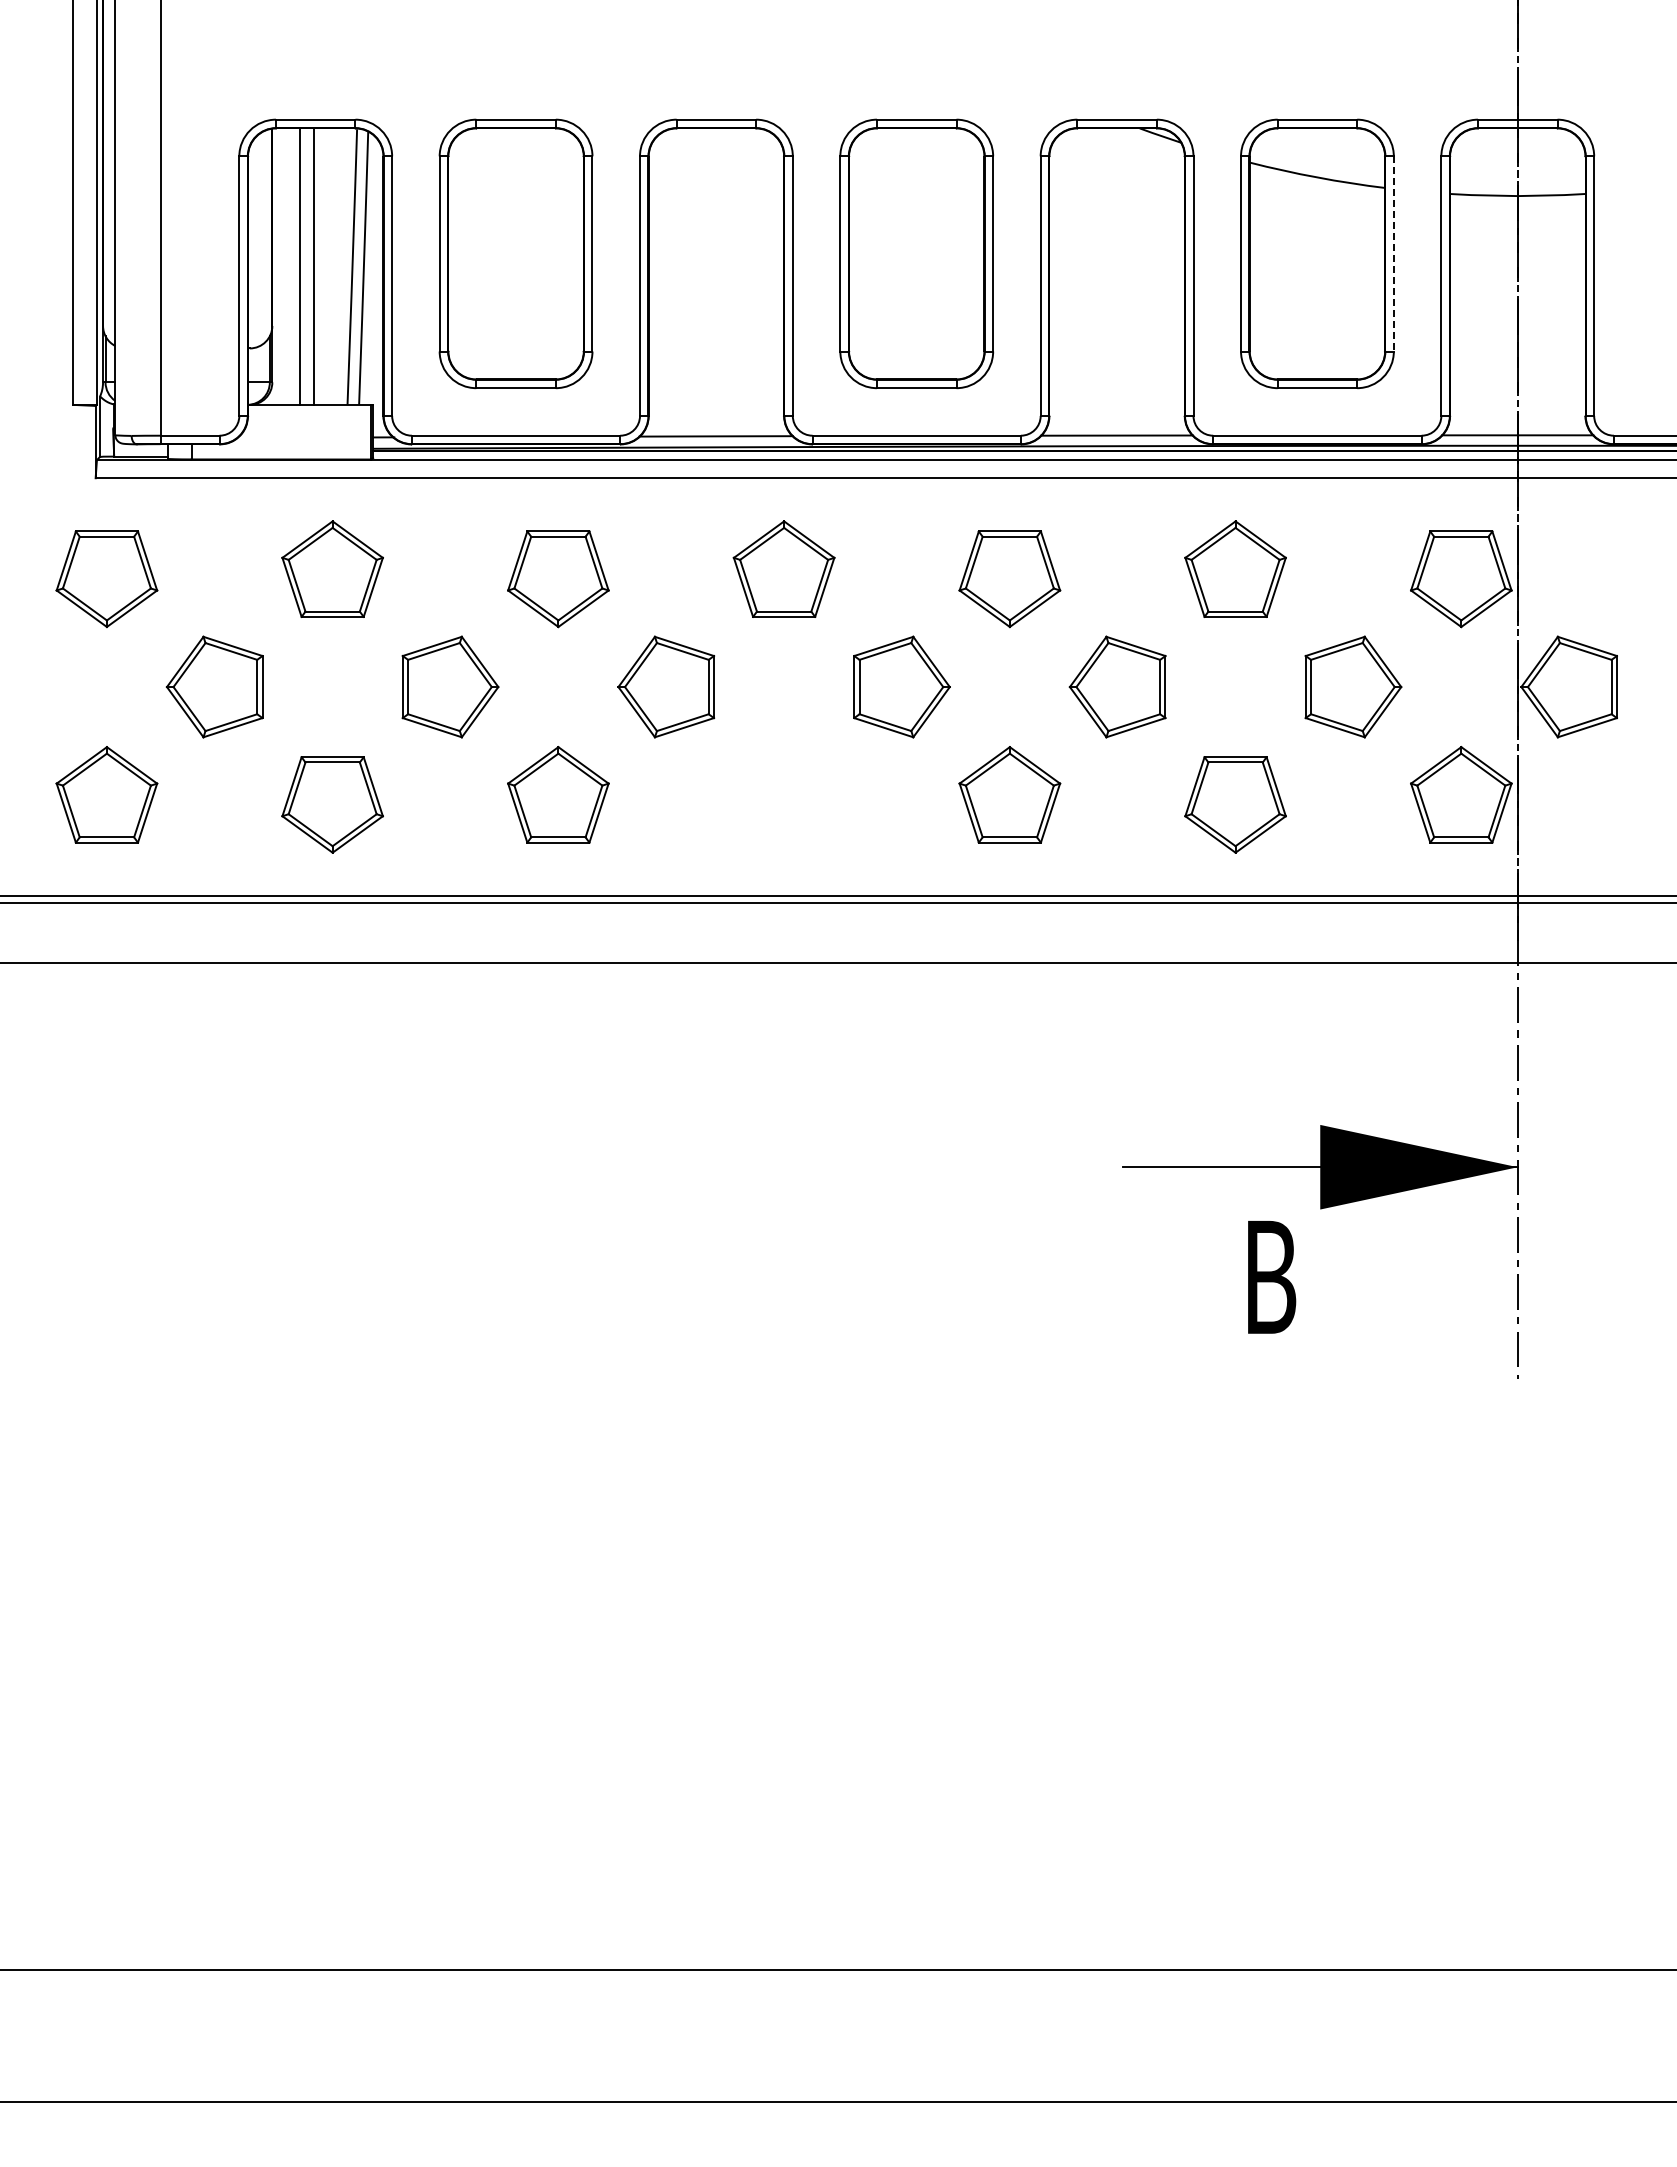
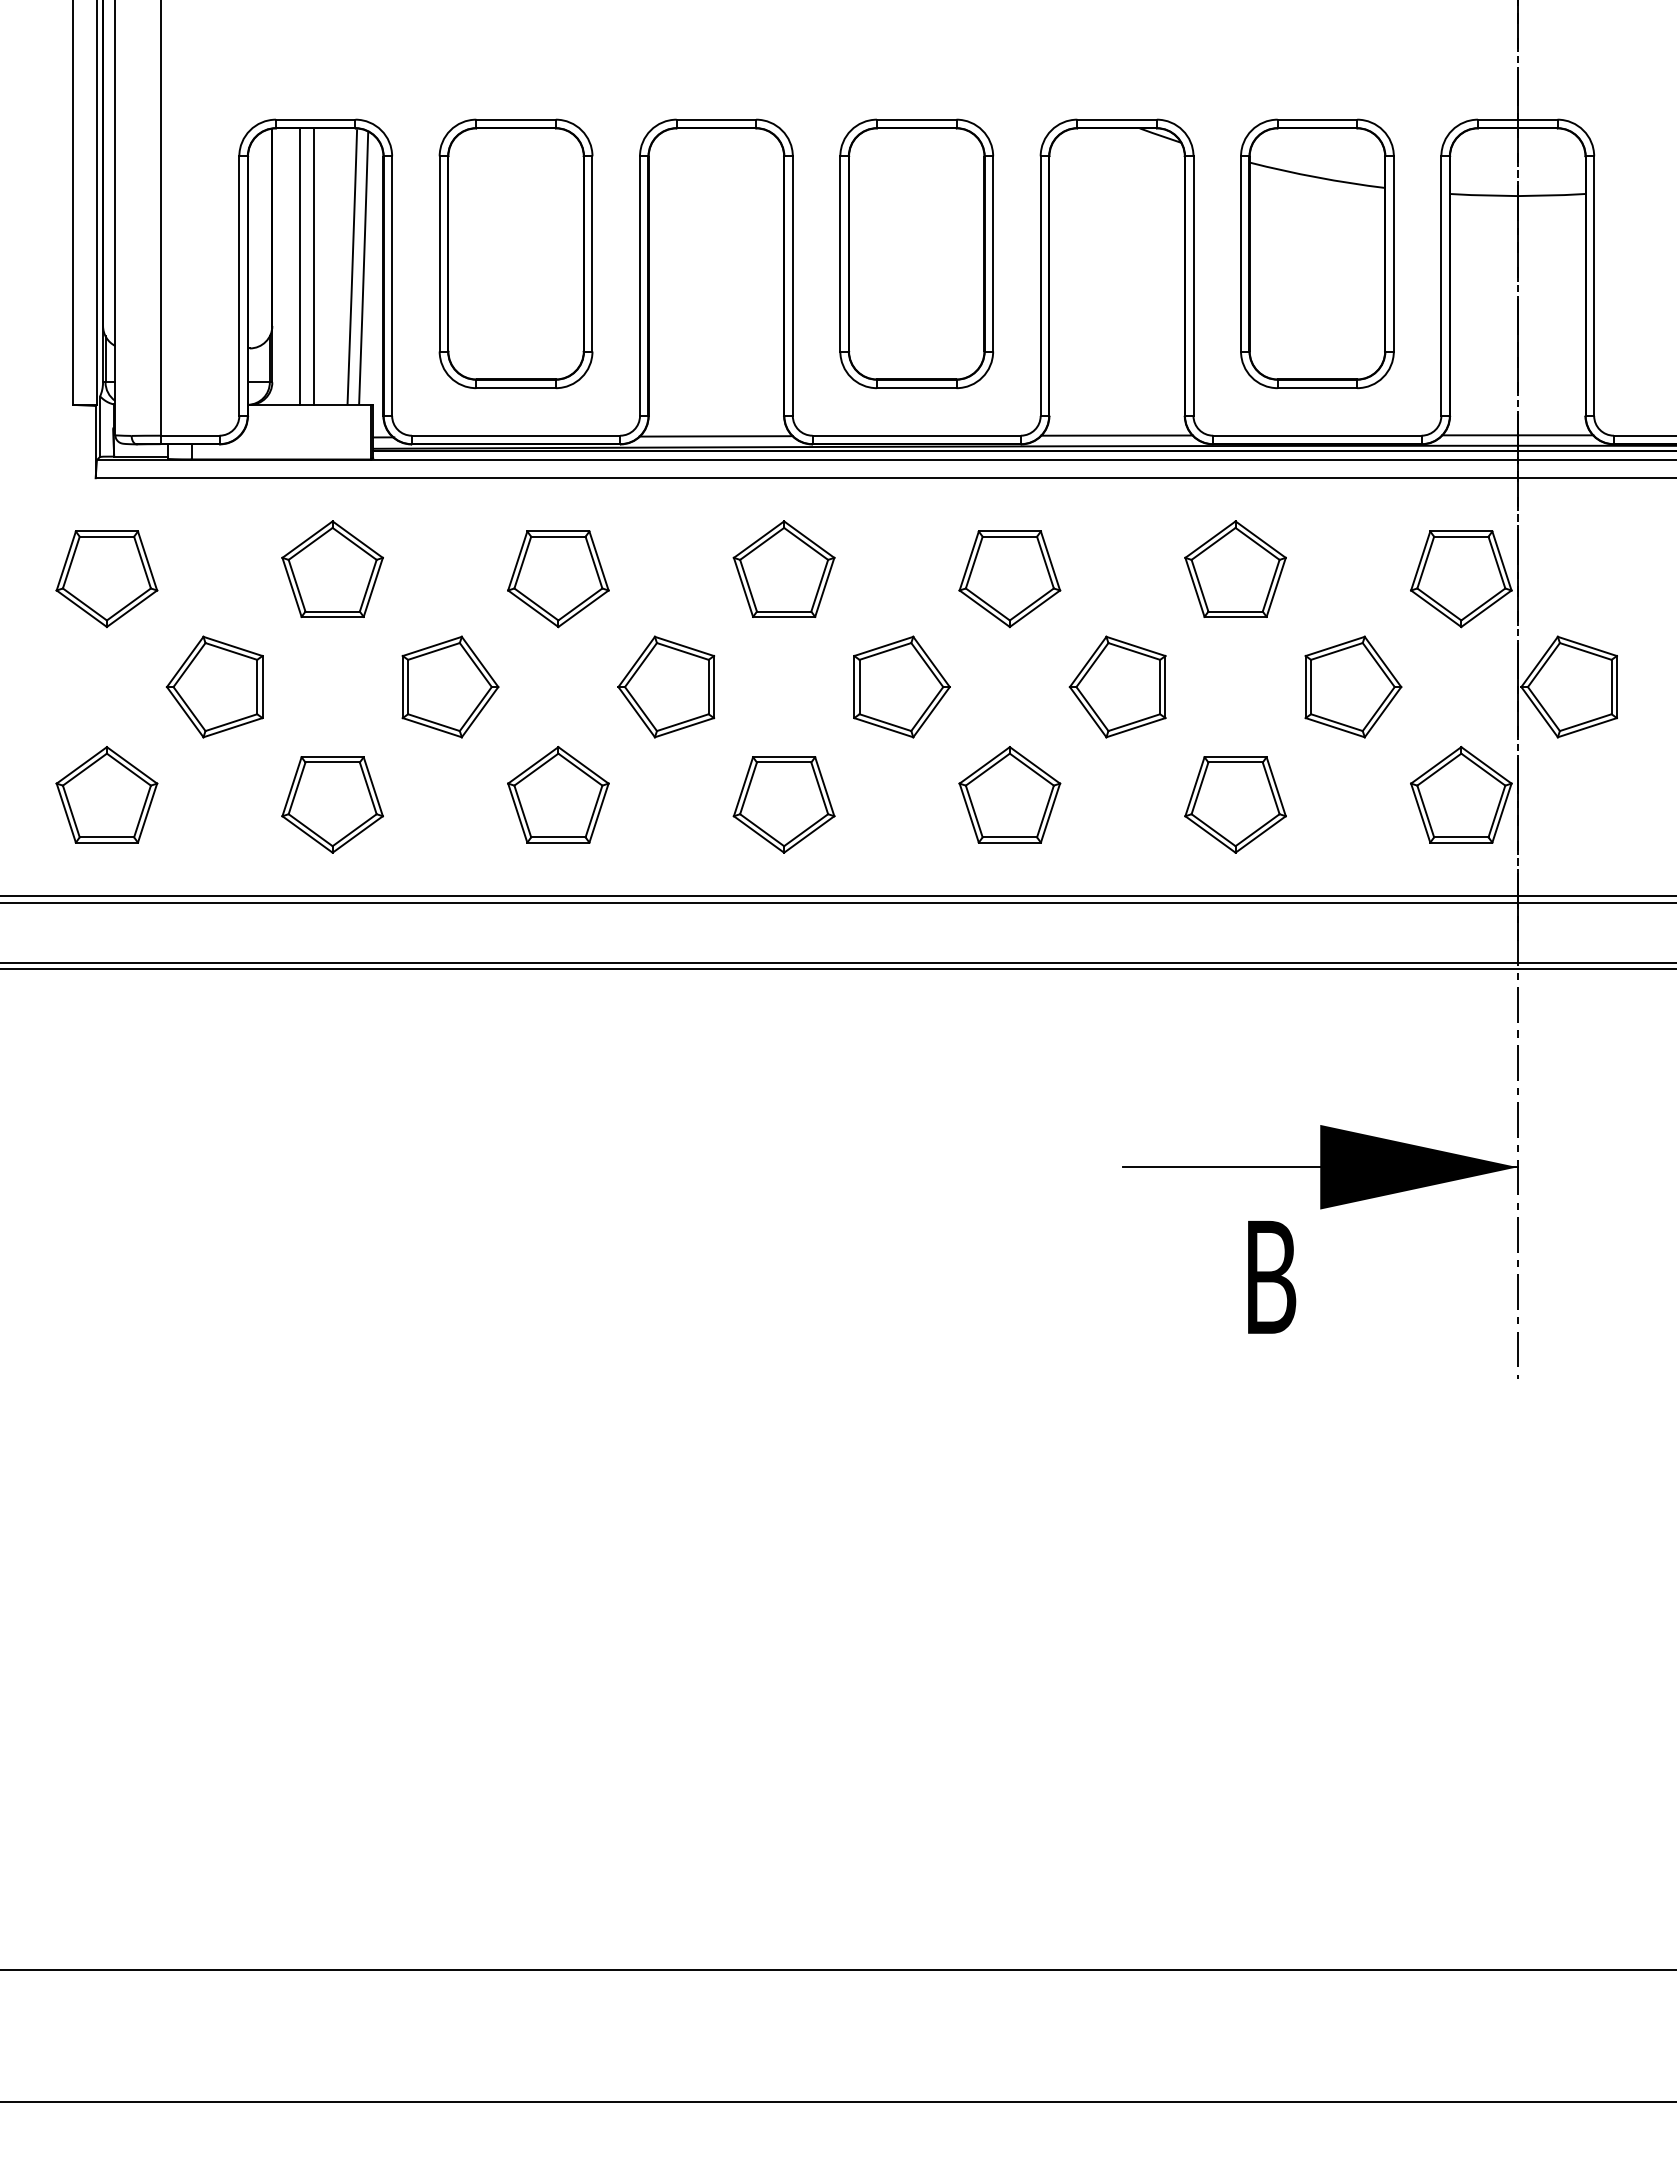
line: dashed -> solid (1393, 253)
part: none -> present (783, 804)
line: none -> present (837, 969)
